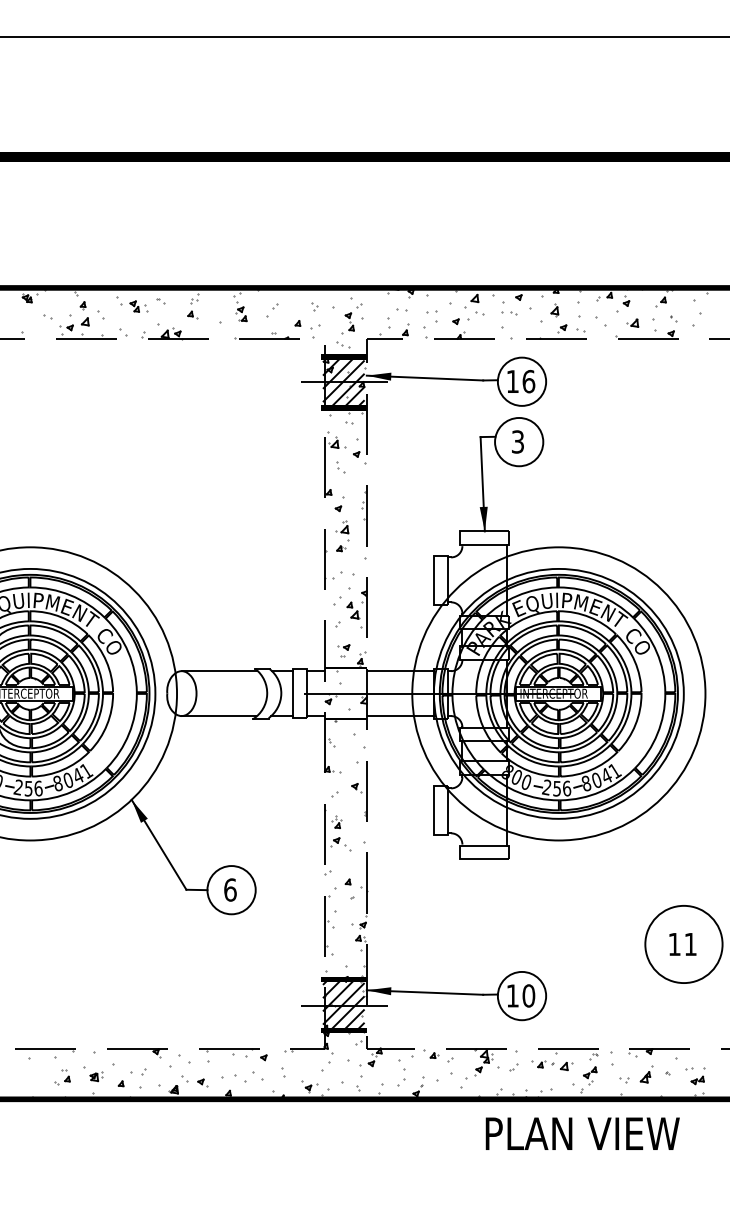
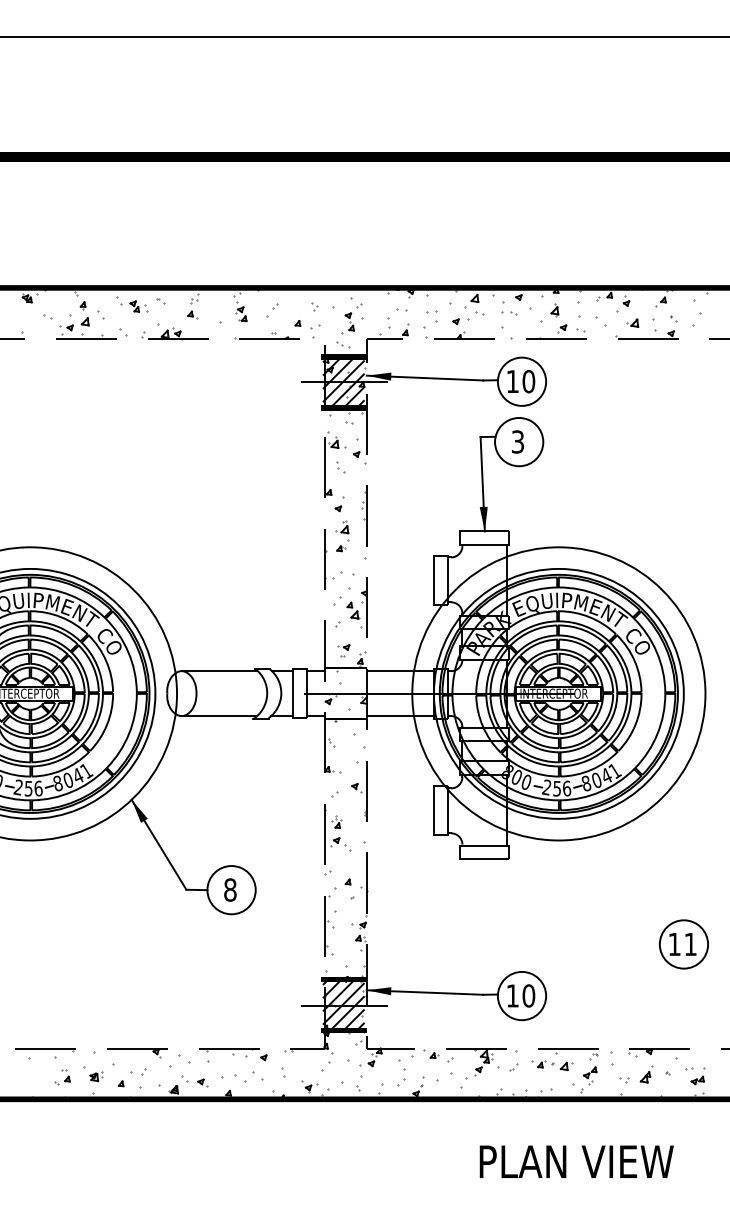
text: 16 -> 10 (528, 381)
text: 6 -> 8 (230, 889)
circle diameter: 77 px -> 48 px (683, 944)
text position: (582, 1133) -> (576, 1161) (576, 1161)
